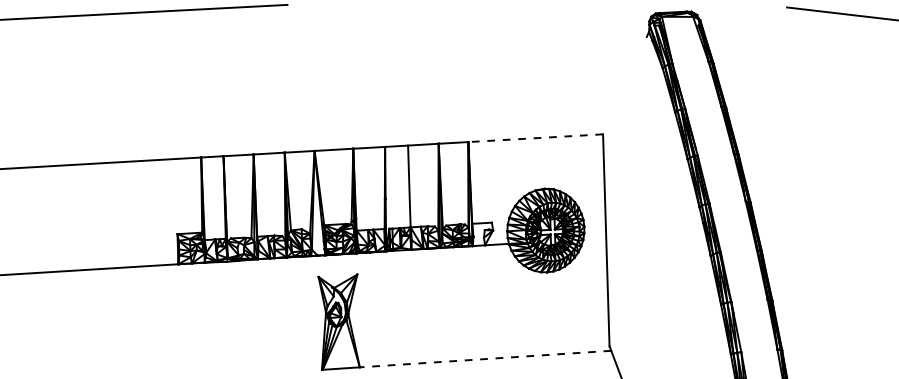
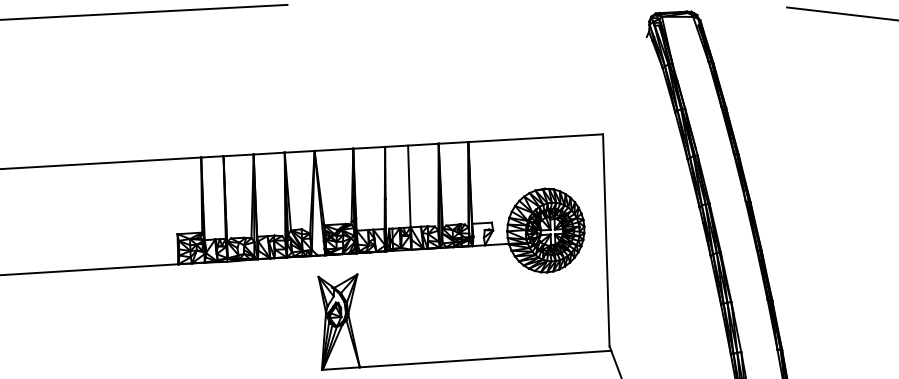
line: dashed -> solid (535, 138)
line: dashed -> solid (485, 359)
